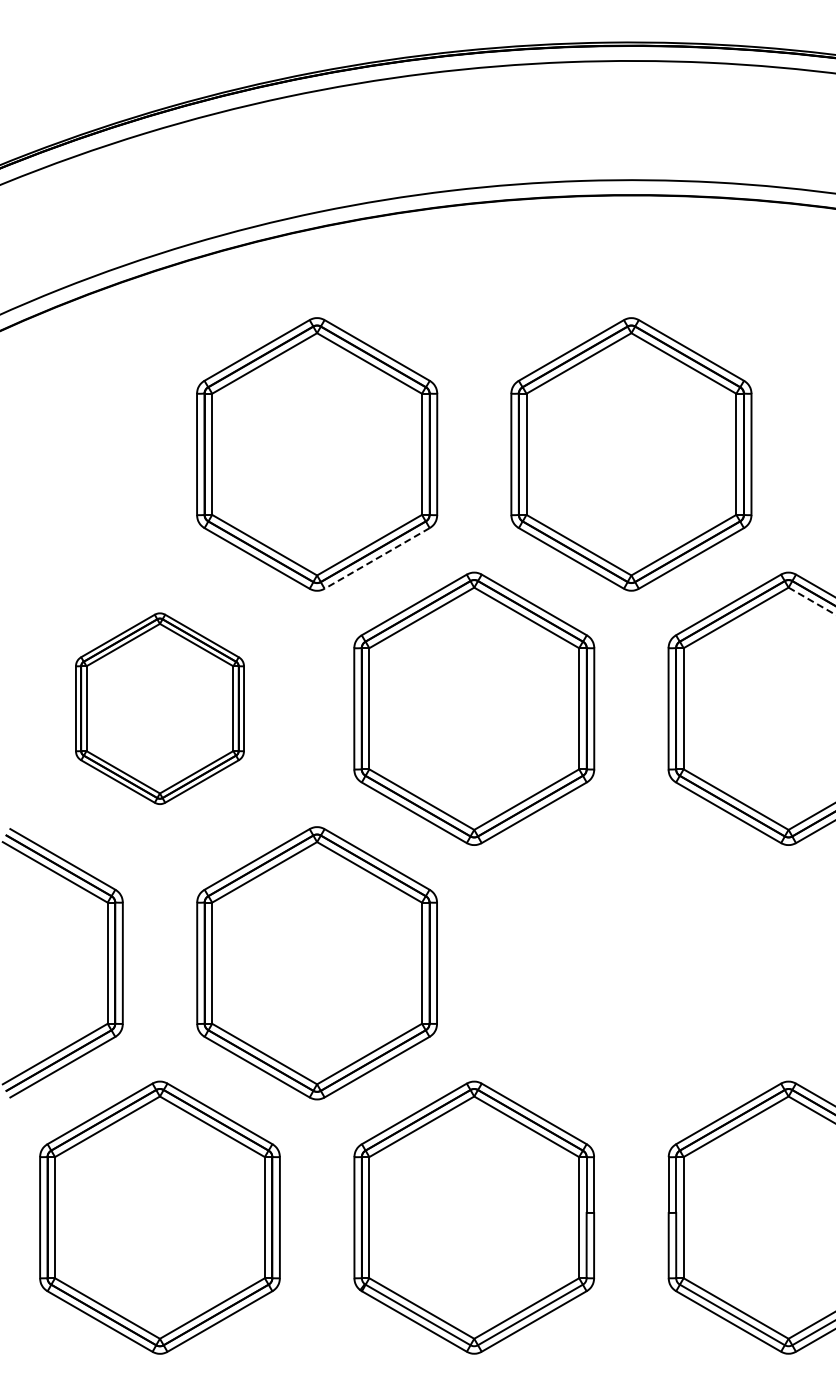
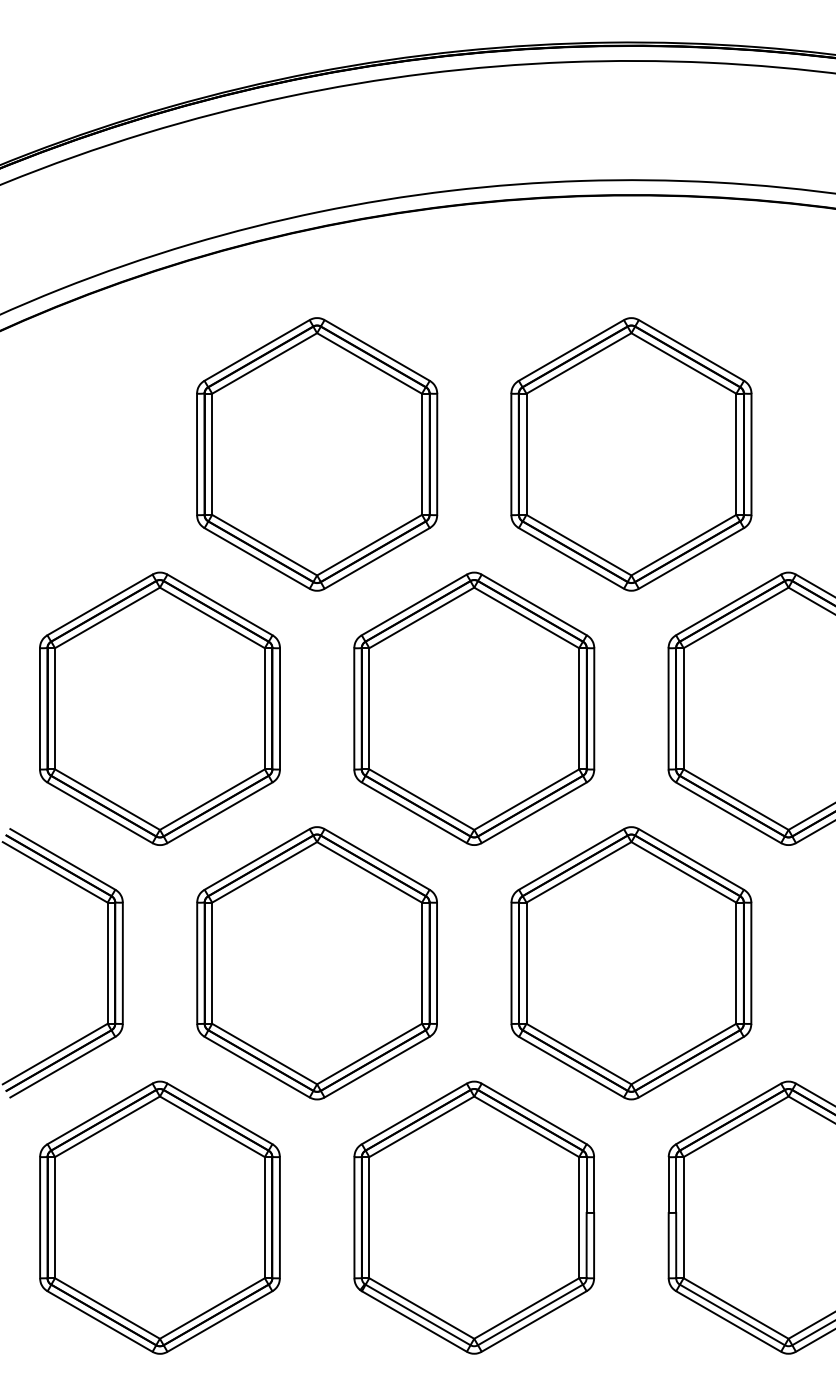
line: dashed -> solid (377, 558)
line: dashed -> solid (812, 601)
part size: 170x193 px -> 242x275 px (159, 708)
part: none -> present (631, 963)
